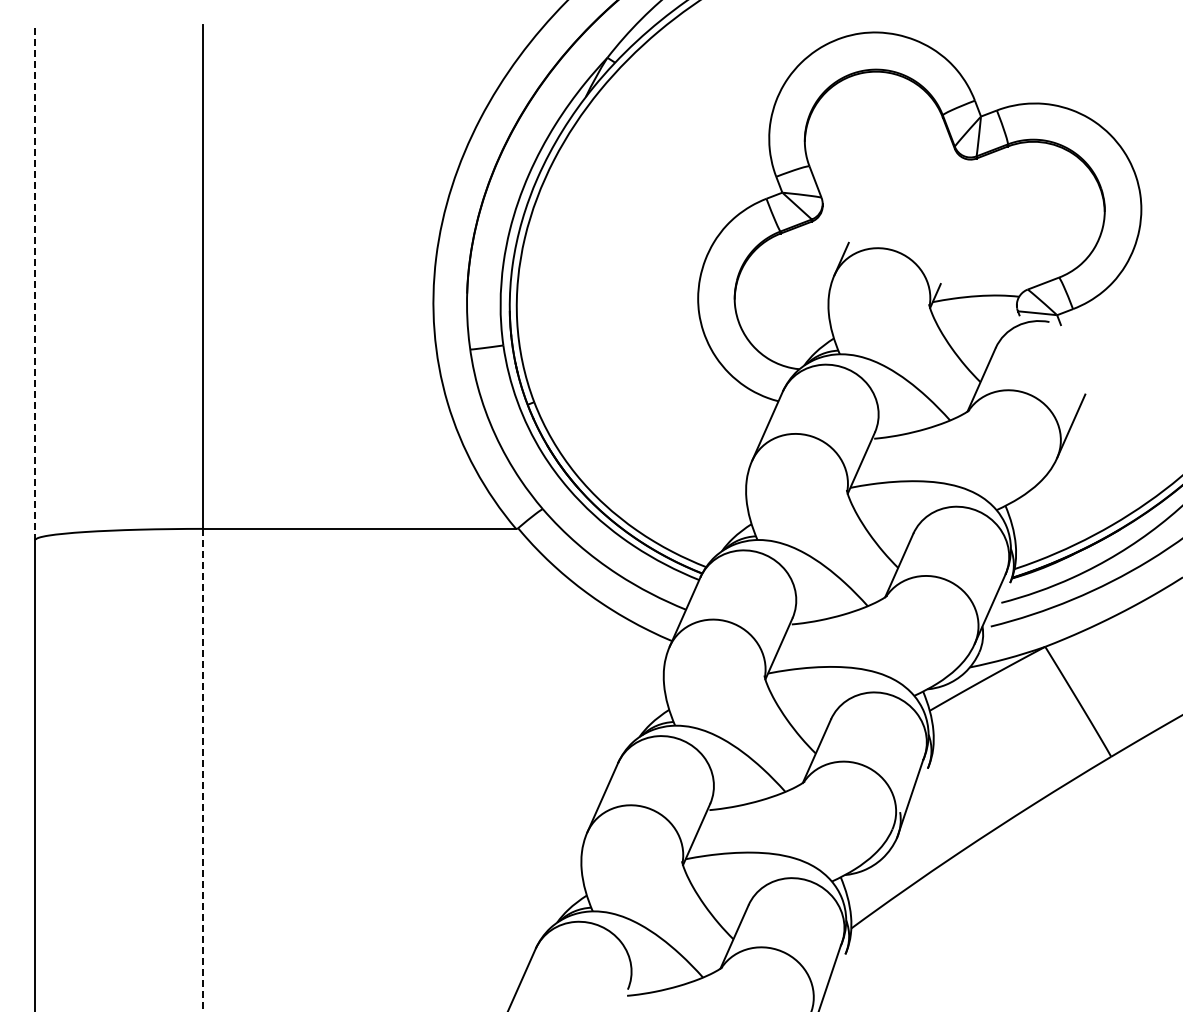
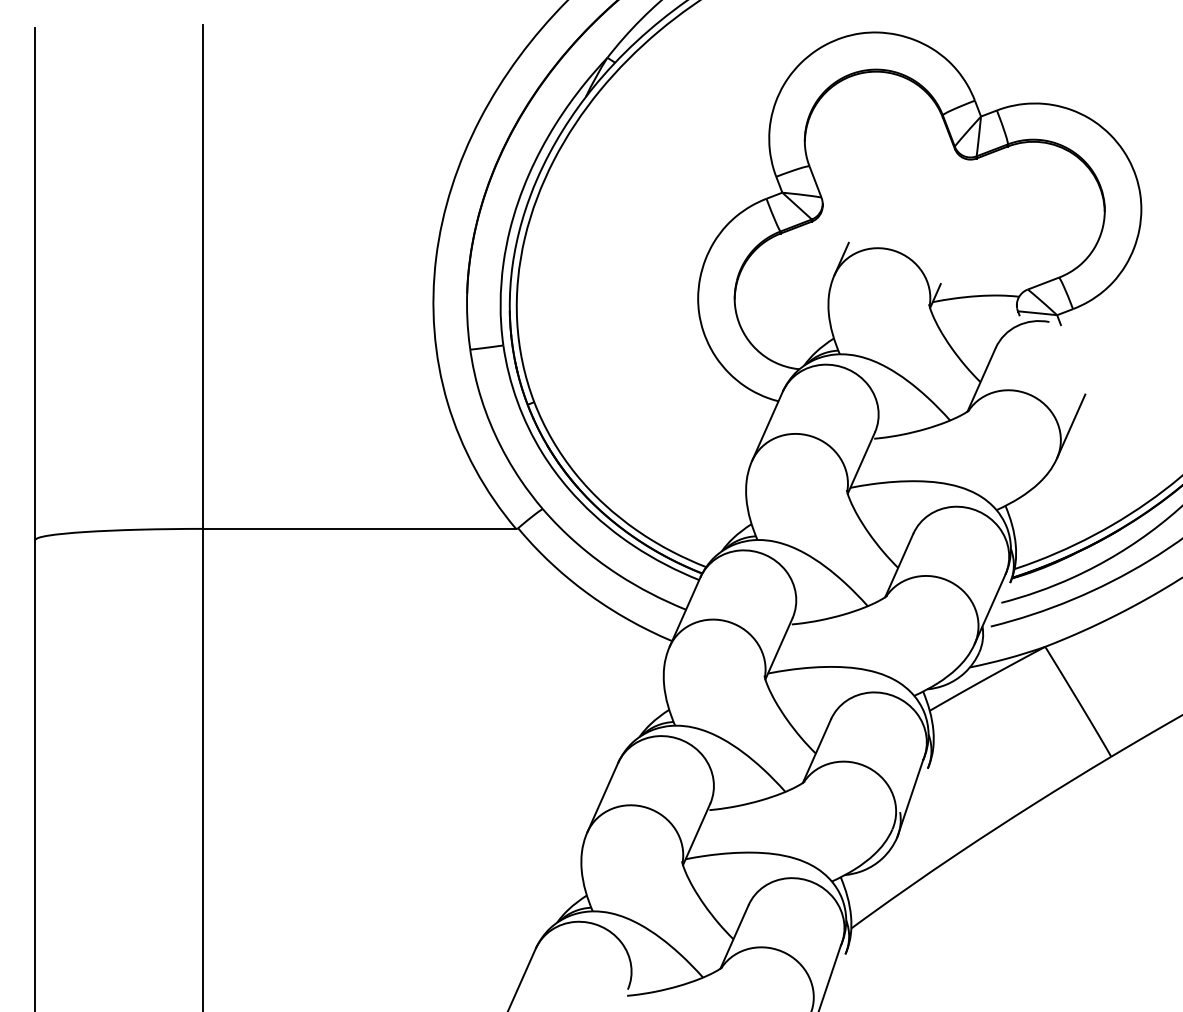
line: dashed -> solid (35, 284)
line: dashed -> solid (203, 770)
